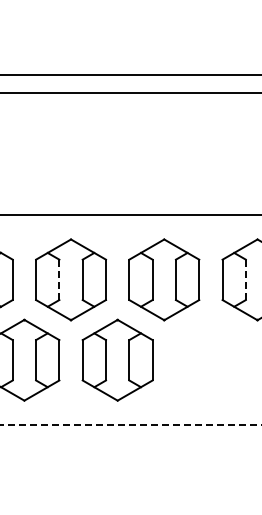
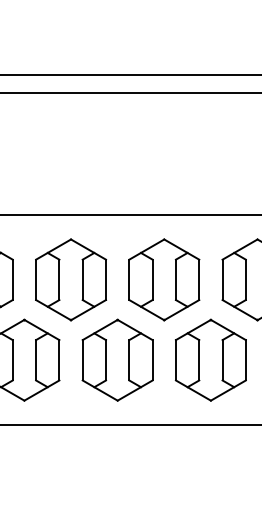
line: dashed -> solid (59, 280)
line: dashed -> solid (245, 280)
part: none -> present (210, 359)
line: dashed -> solid (131, 424)
